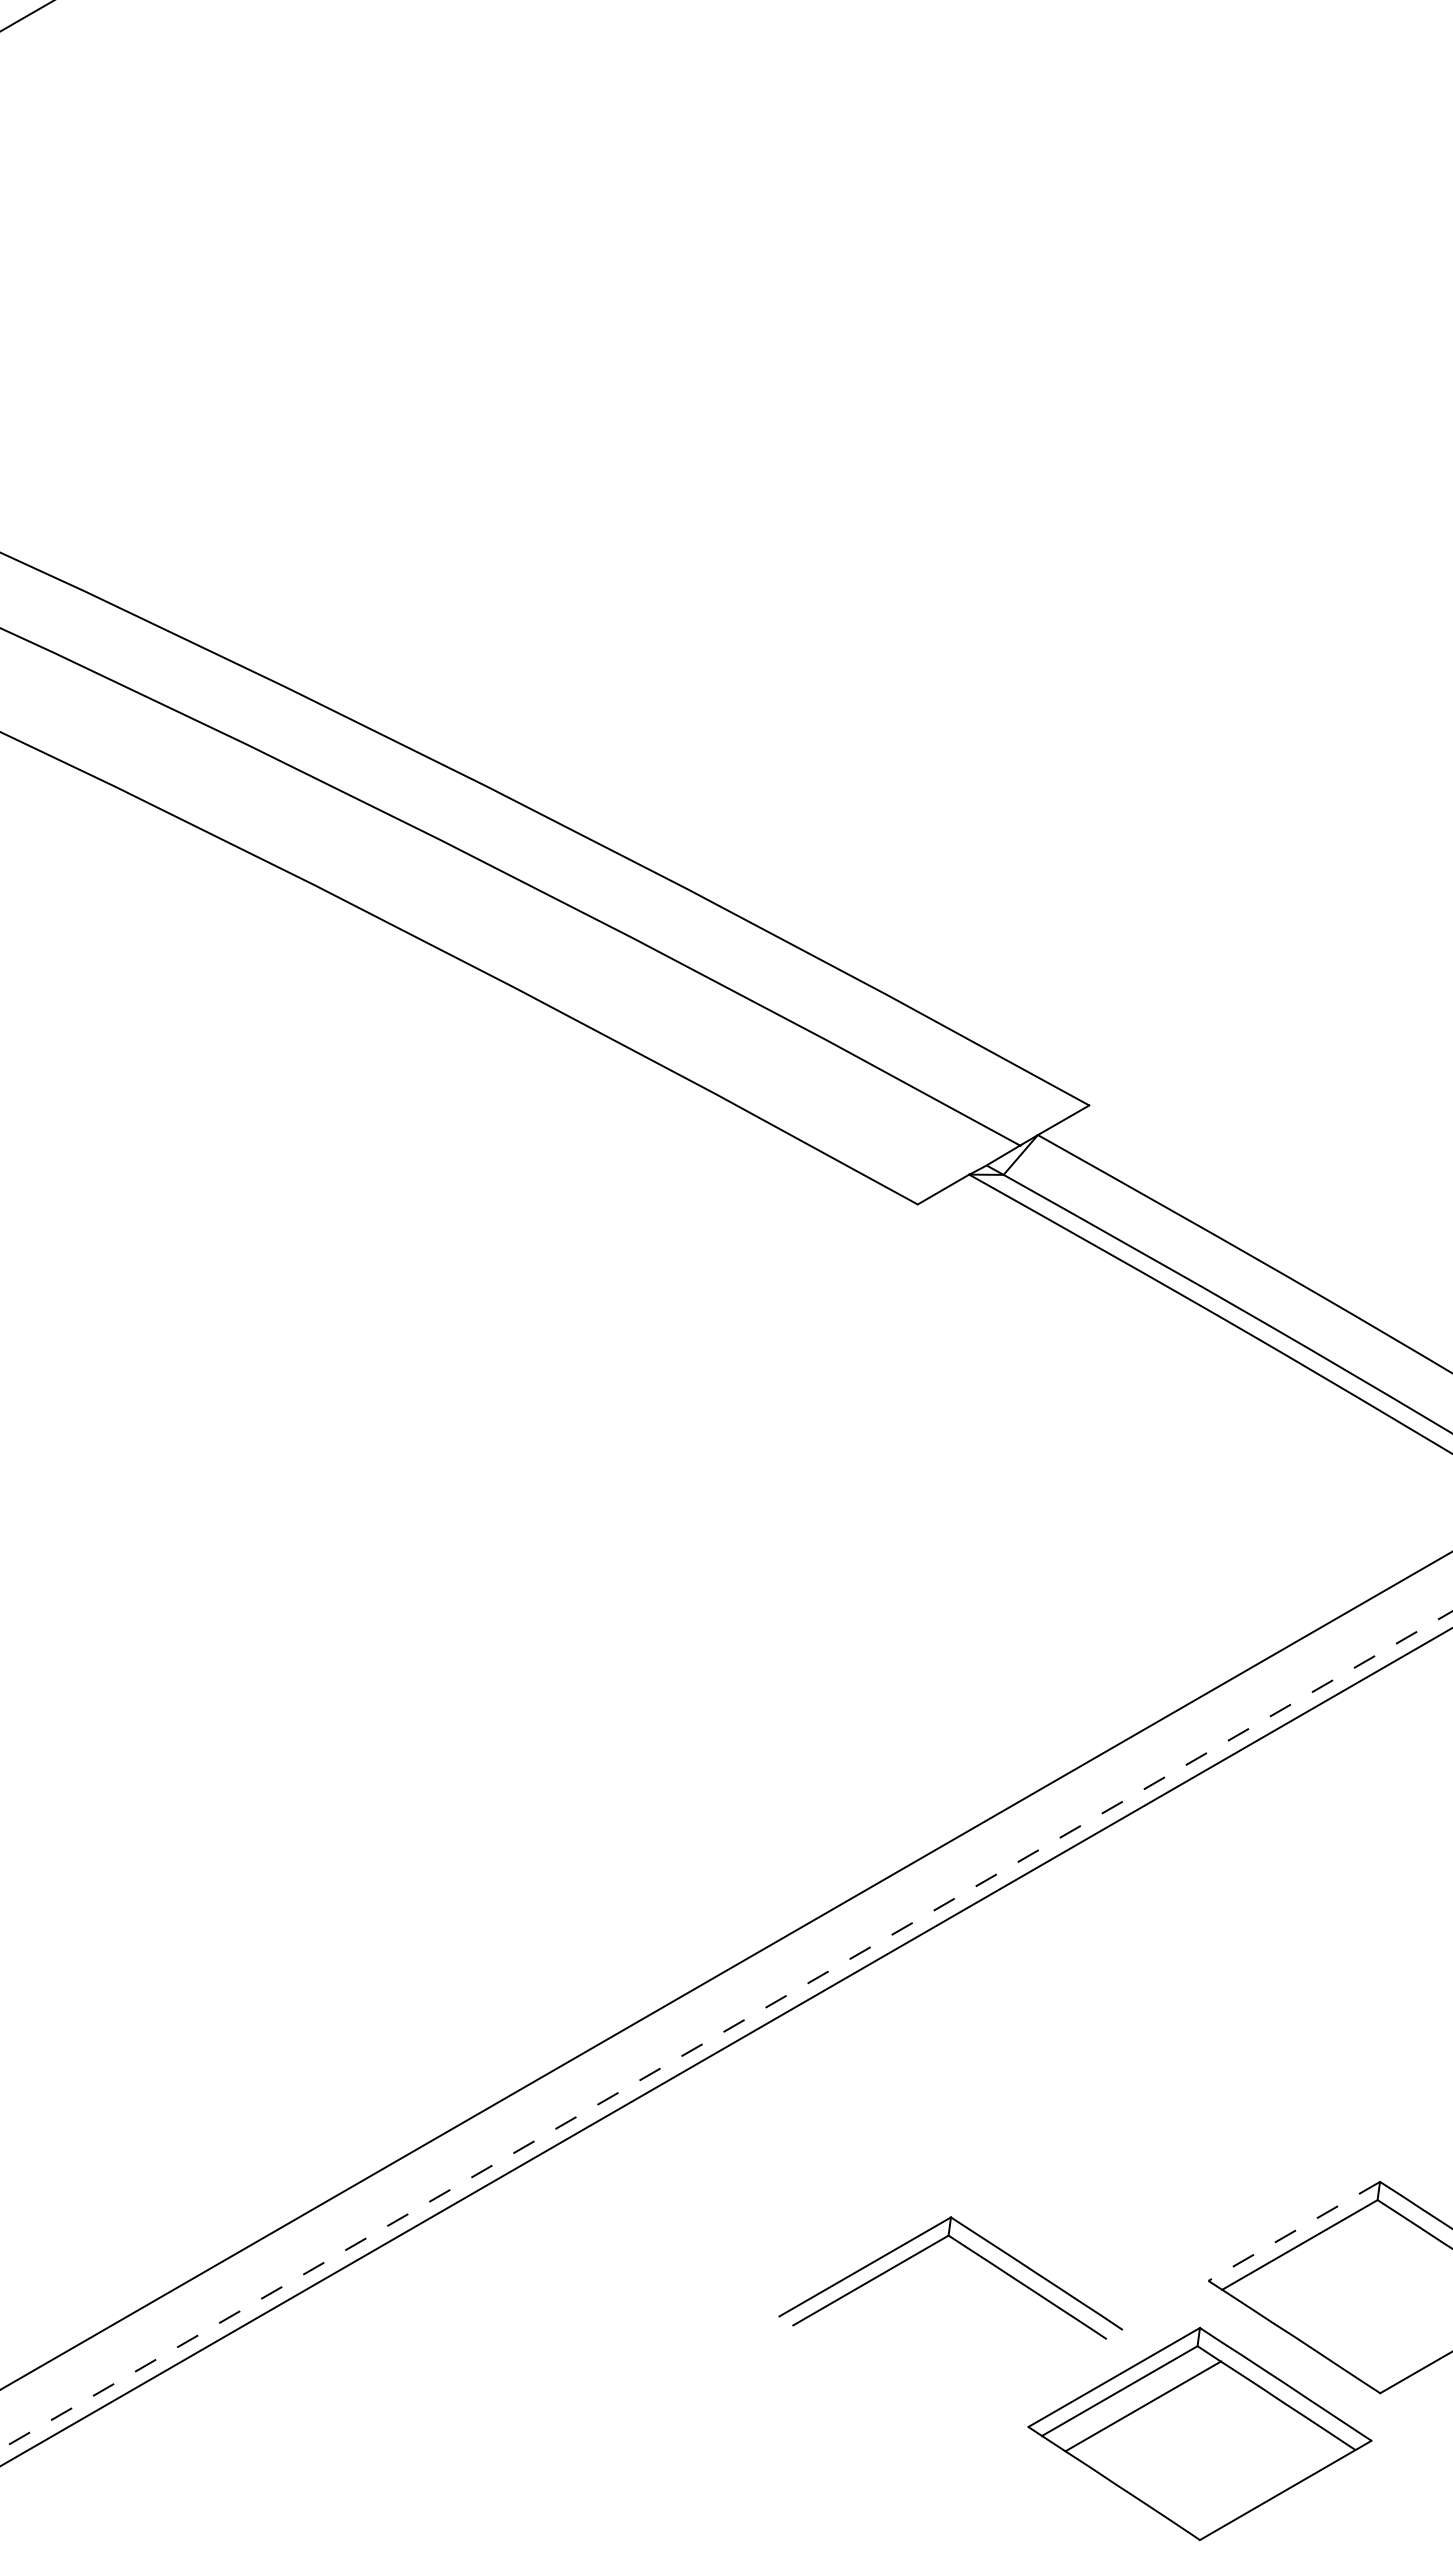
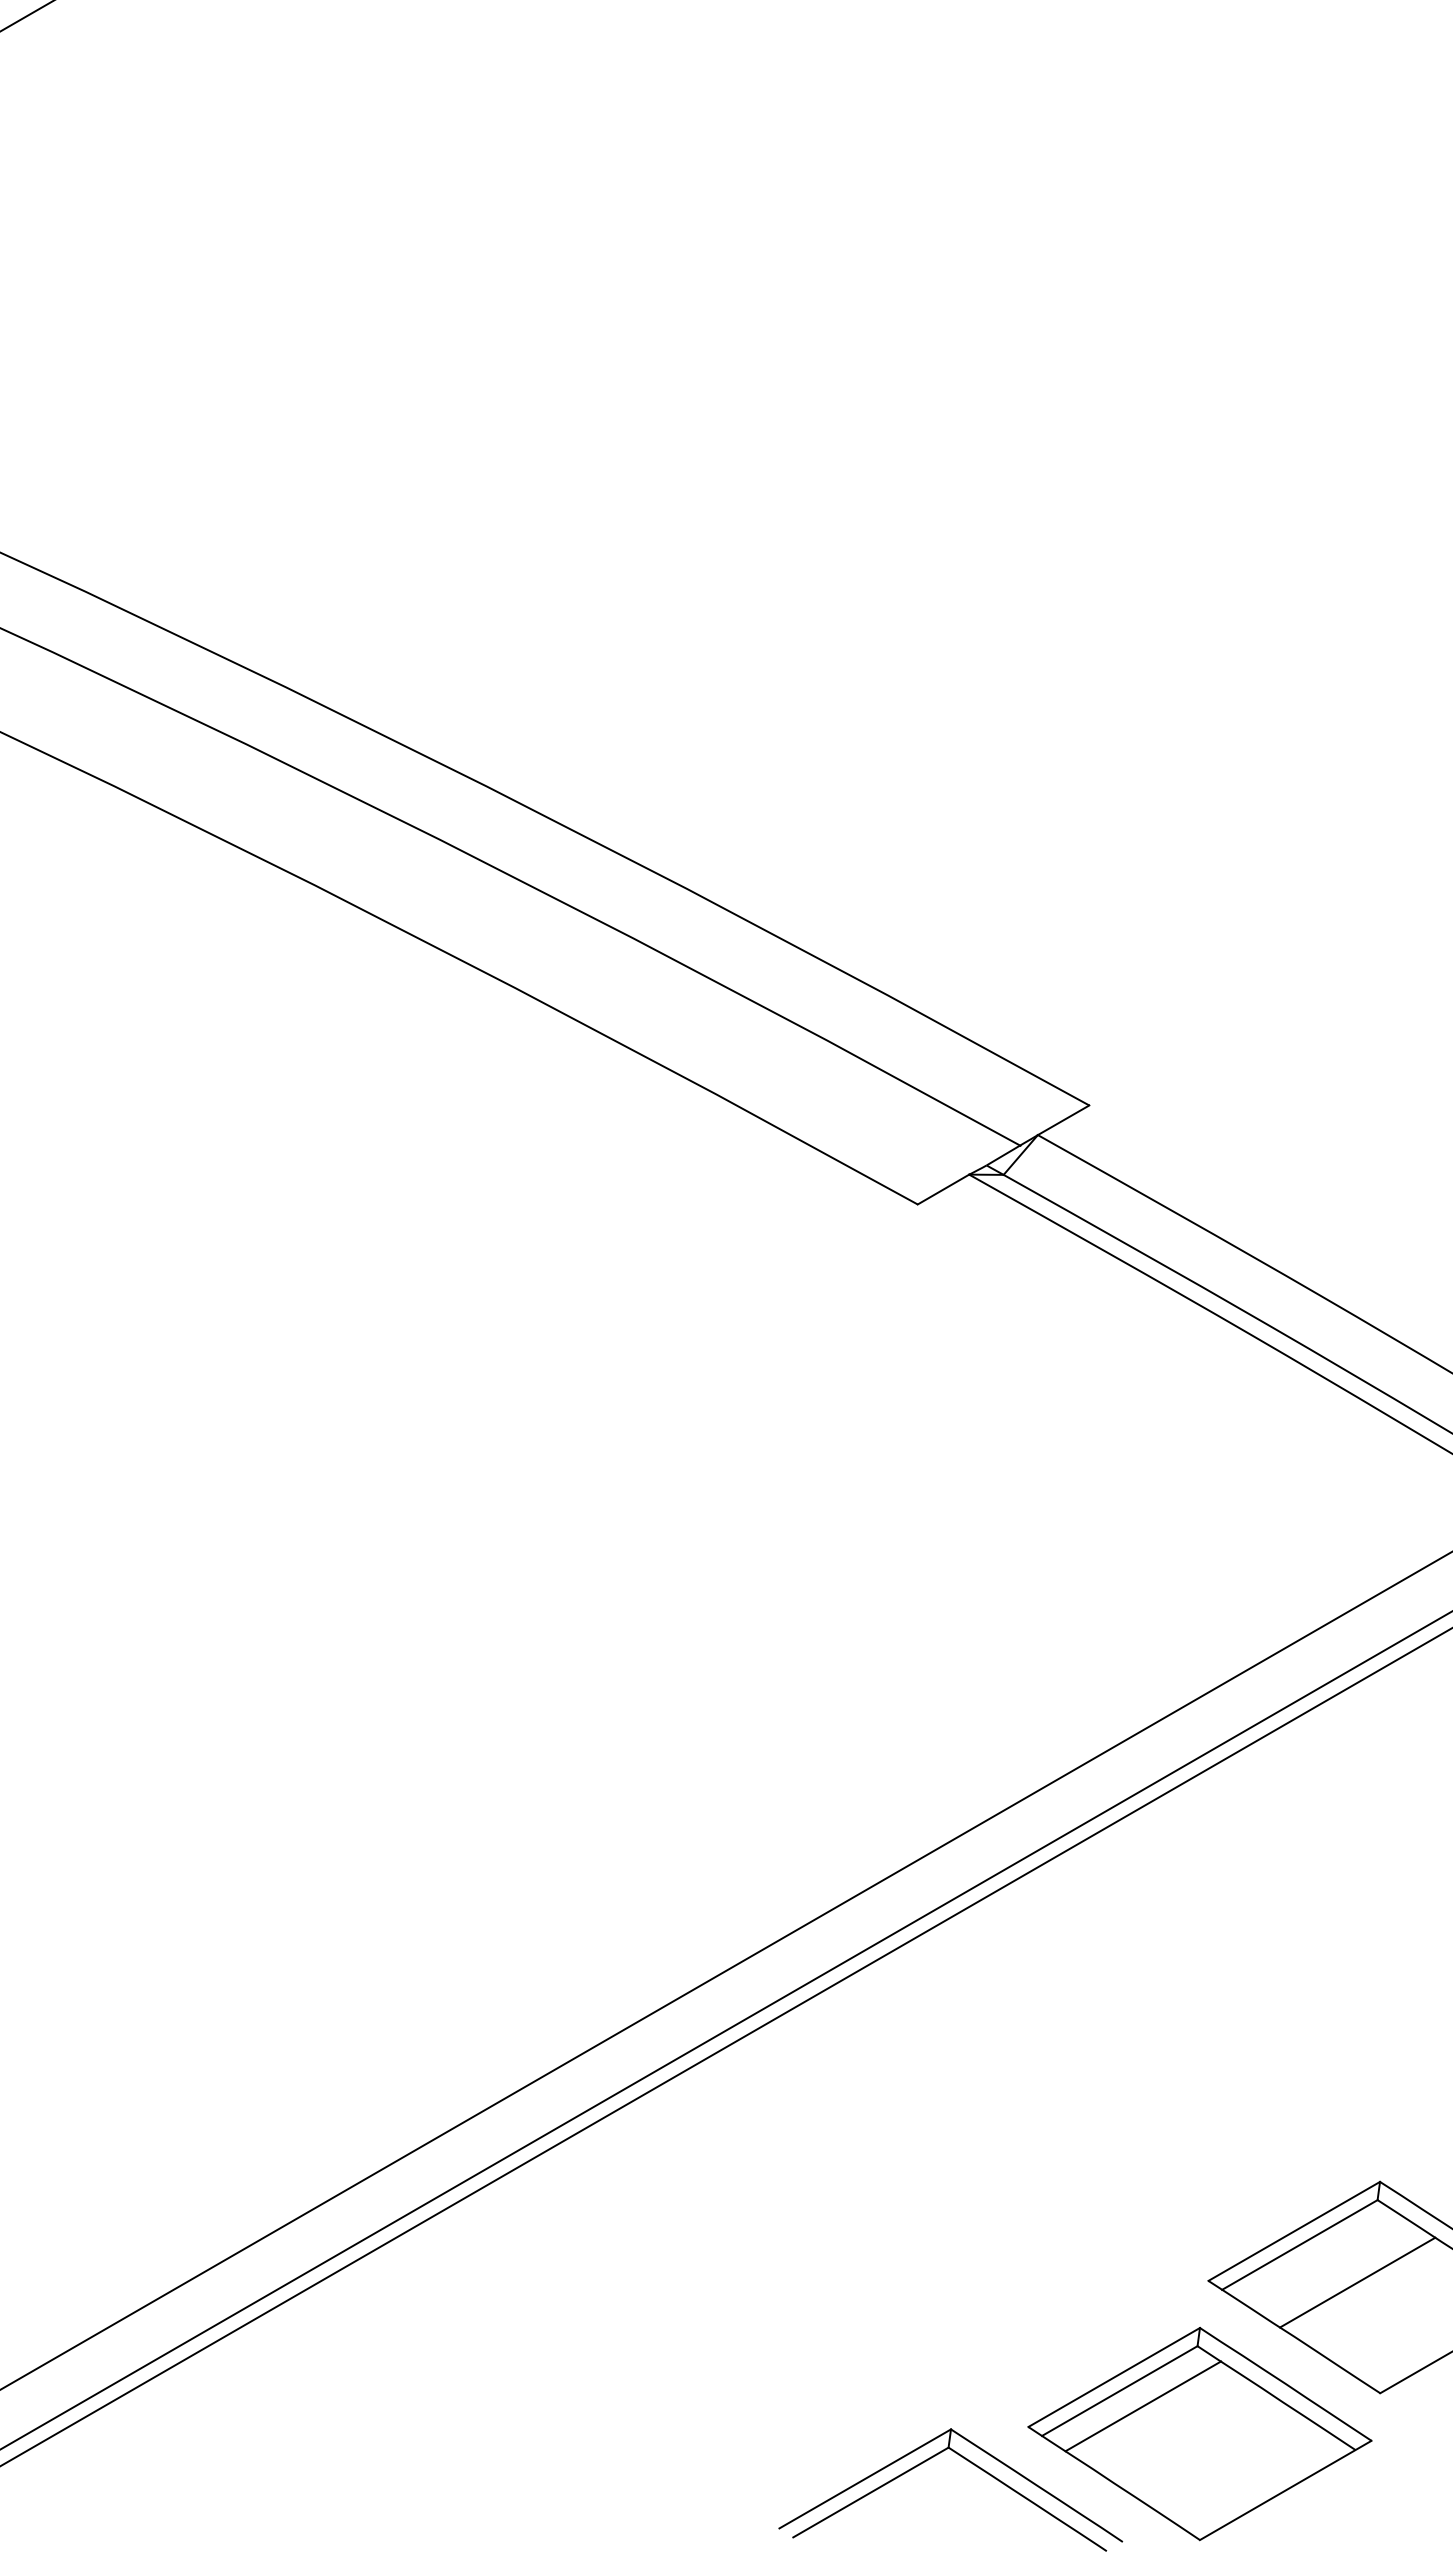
line: dashed -> solid (727, 2030)
line: dashed -> solid (1293, 2231)
part position: (967, 2249) -> (967, 2461) (967, 2461)
line: none -> present (1357, 2282)
